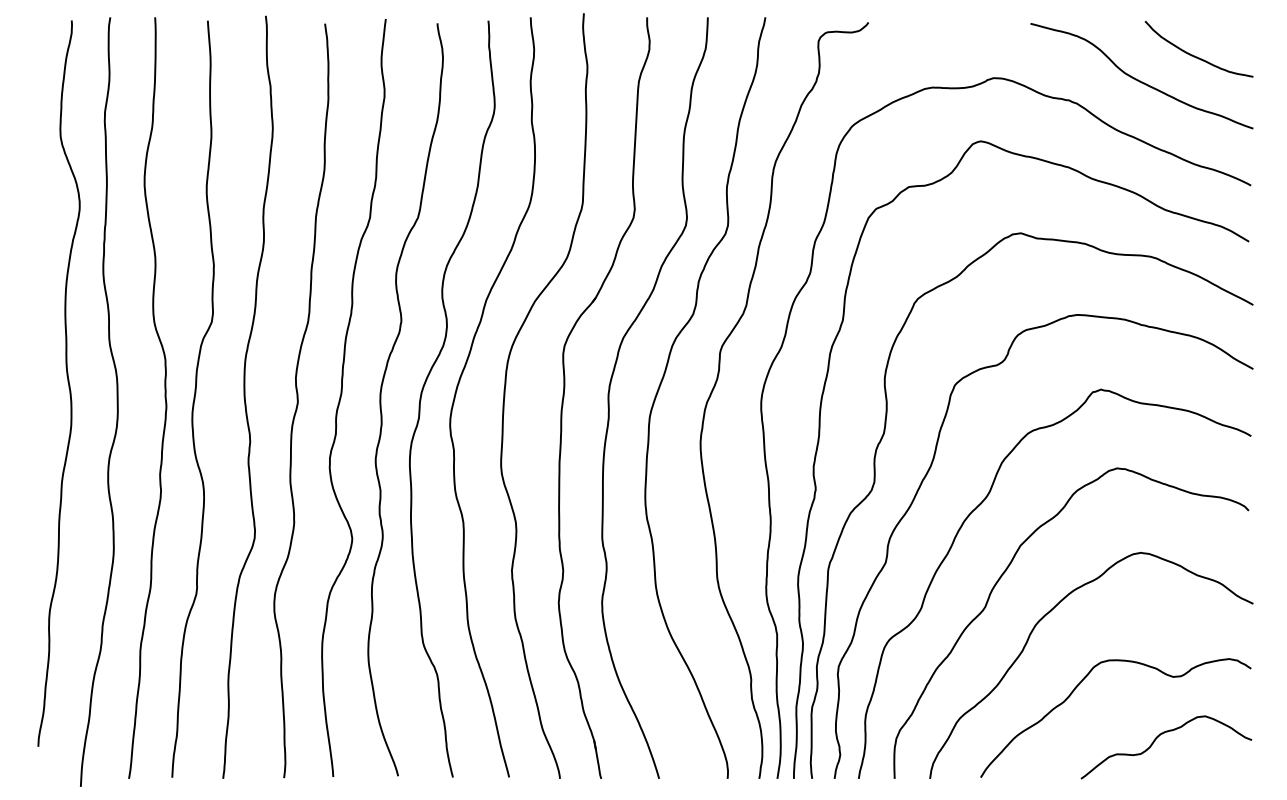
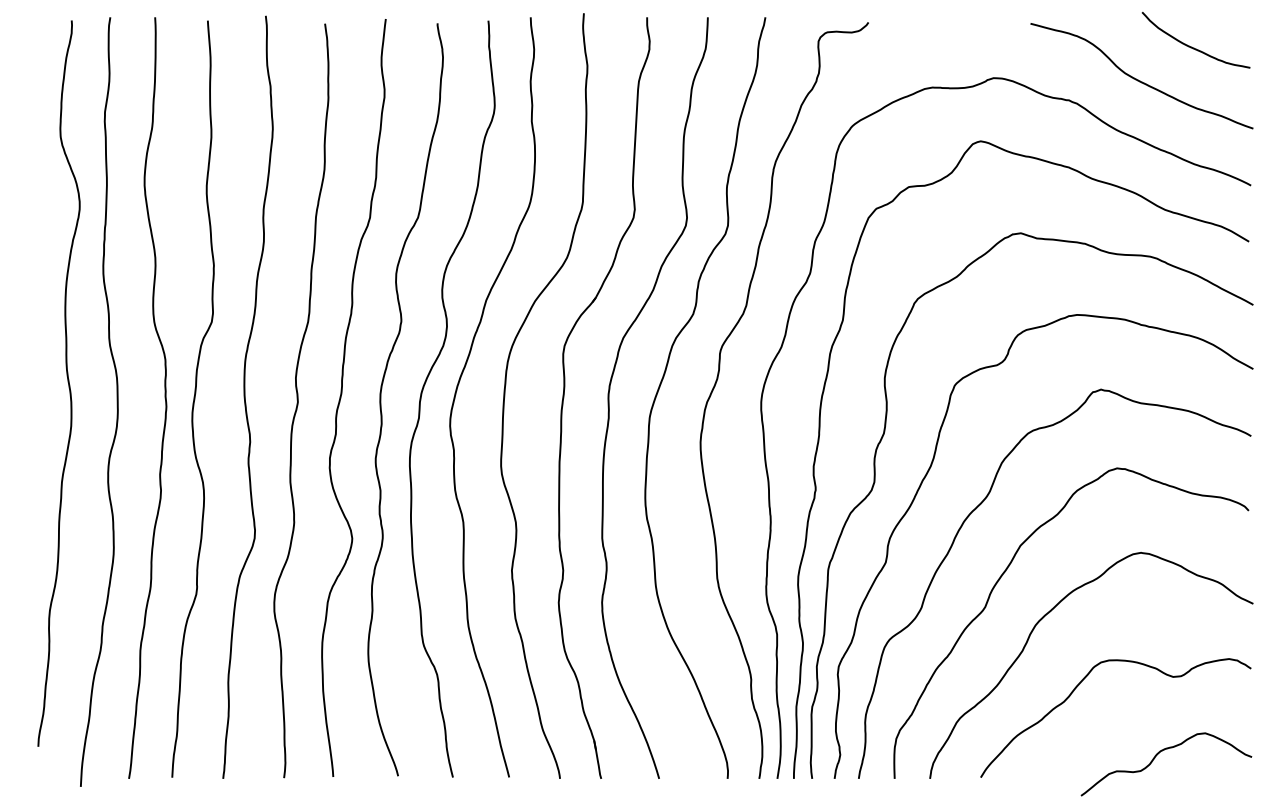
curve position: (1197, 56) -> (1194, 47) (1194, 47)
curve position: (1155, 741) -> (1155, 758) (1155, 758)
